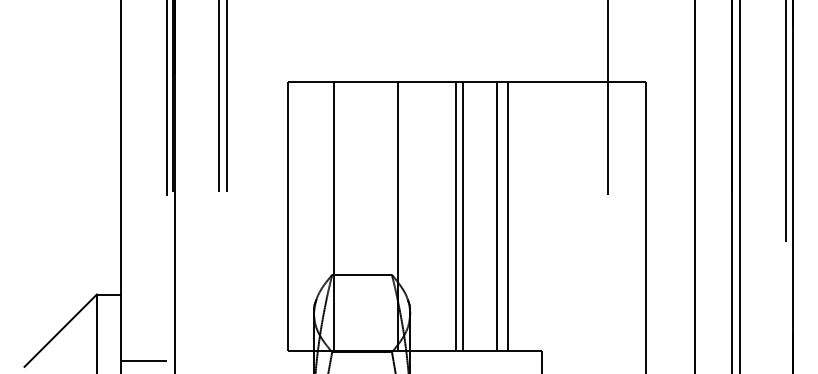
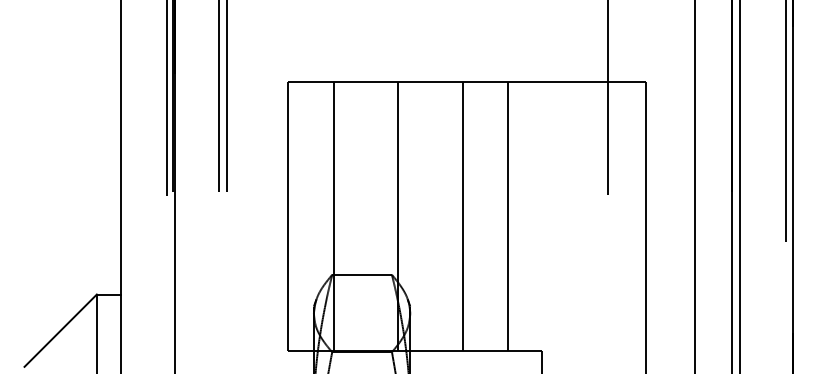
line: present -> none (455, 216)
line: present -> none (496, 216)
line: present -> none (143, 361)
